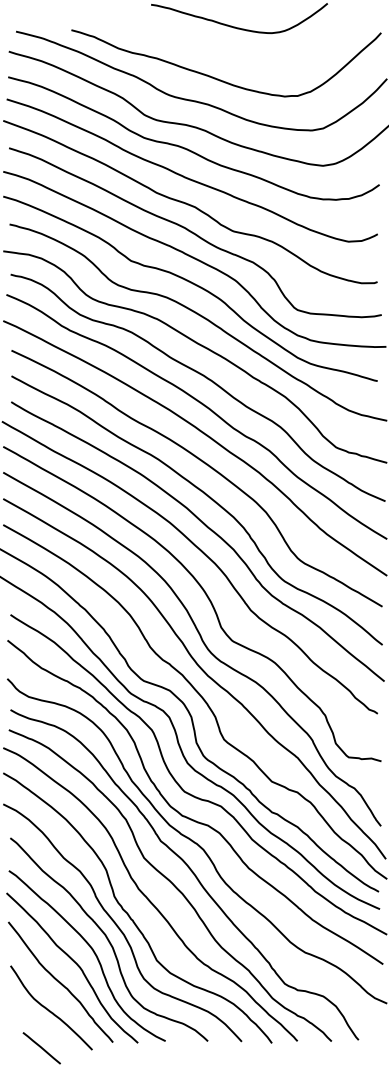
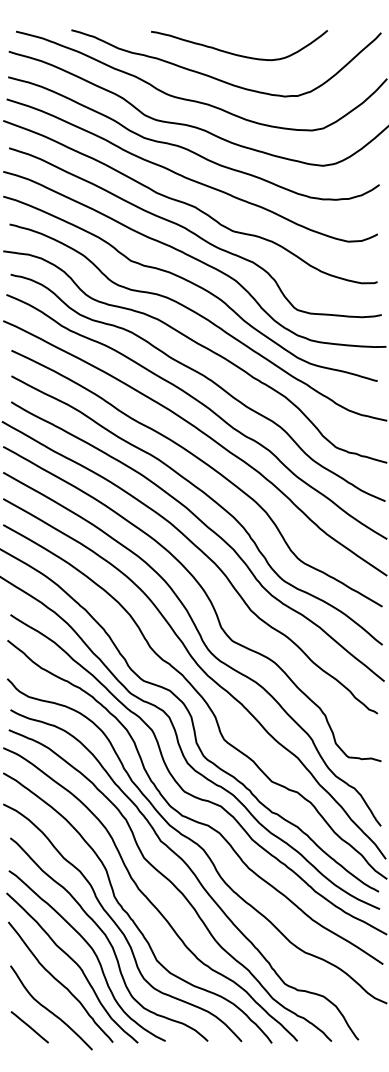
curve position: (235, 26) -> (235, 53) (235, 53)
line position: (41, 1048) -> (29, 1027) (29, 1027)
